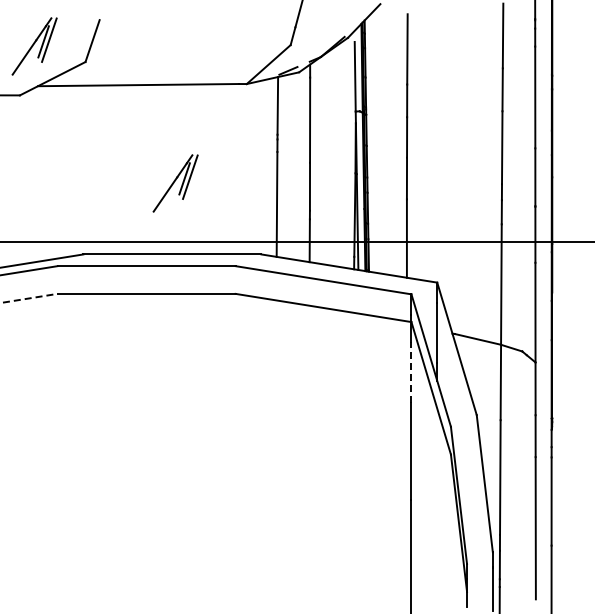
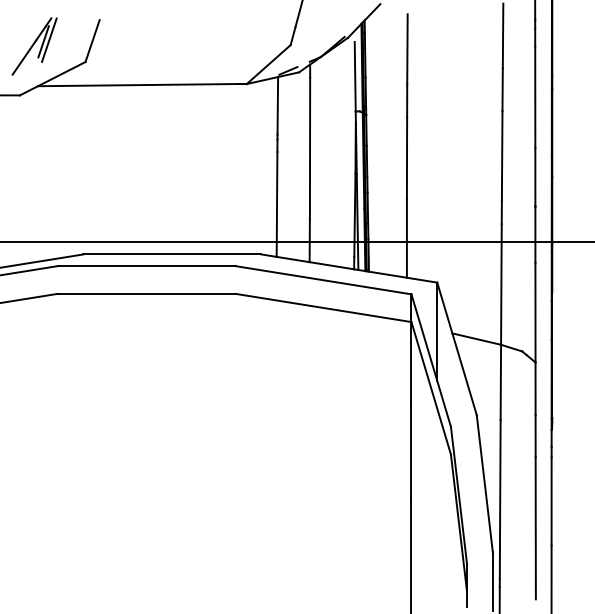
part: present -> none (175, 183)
line: dashed -> solid (29, 298)
line: dashed -> solid (411, 371)
